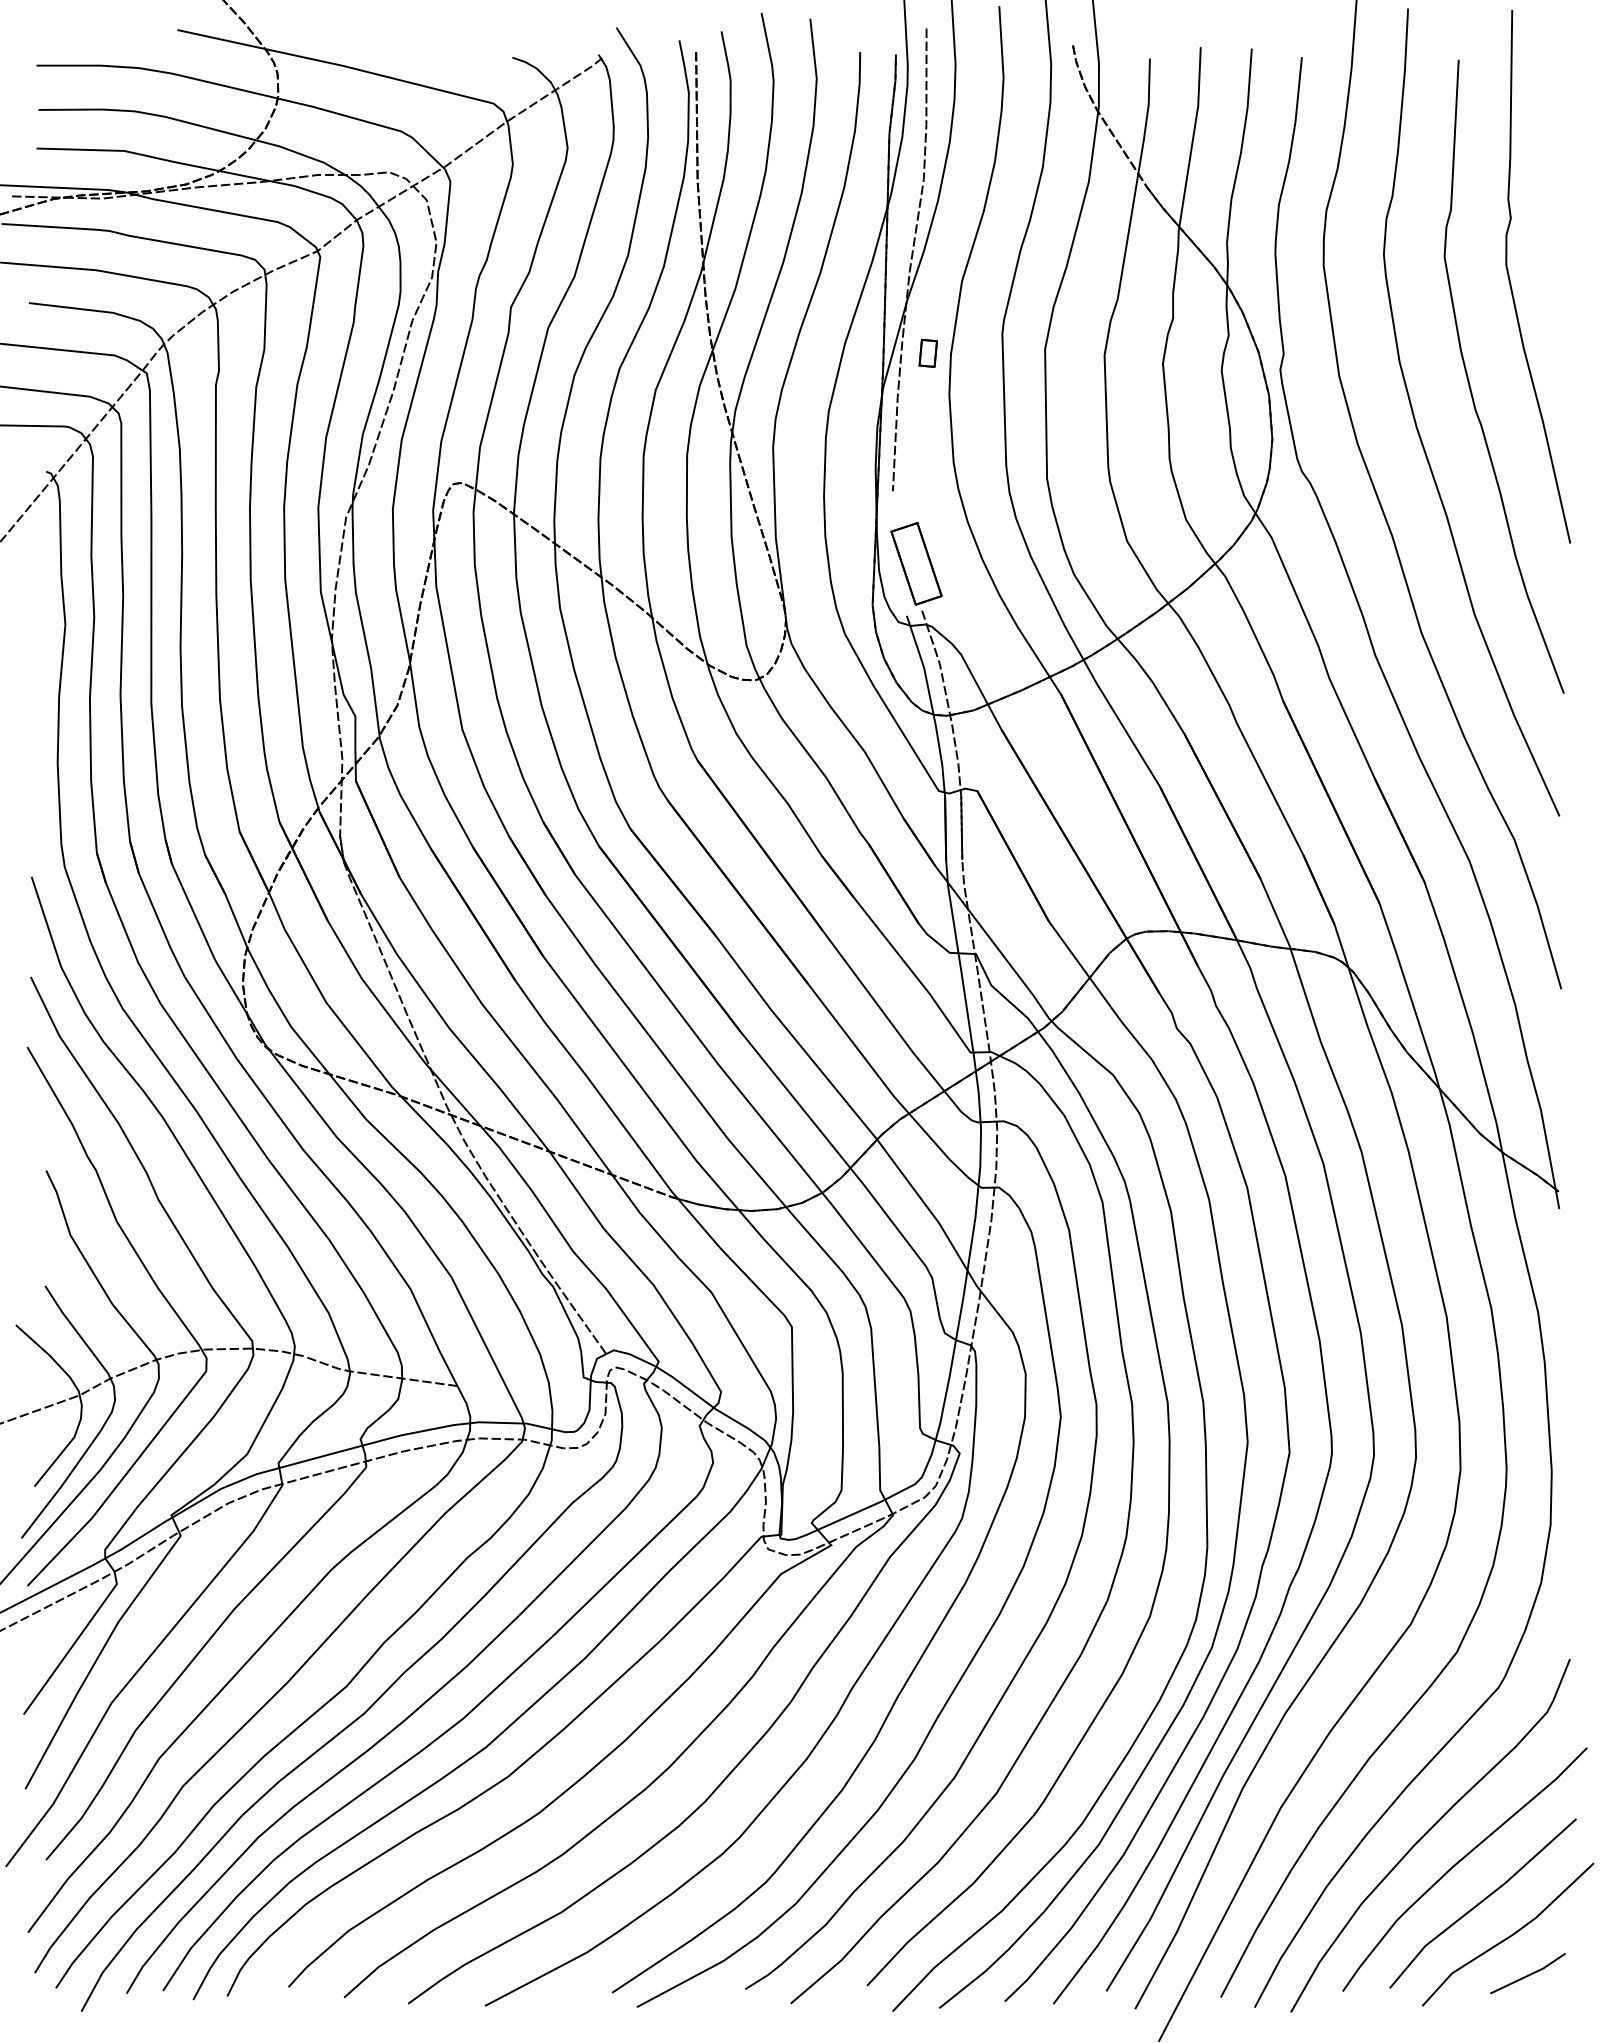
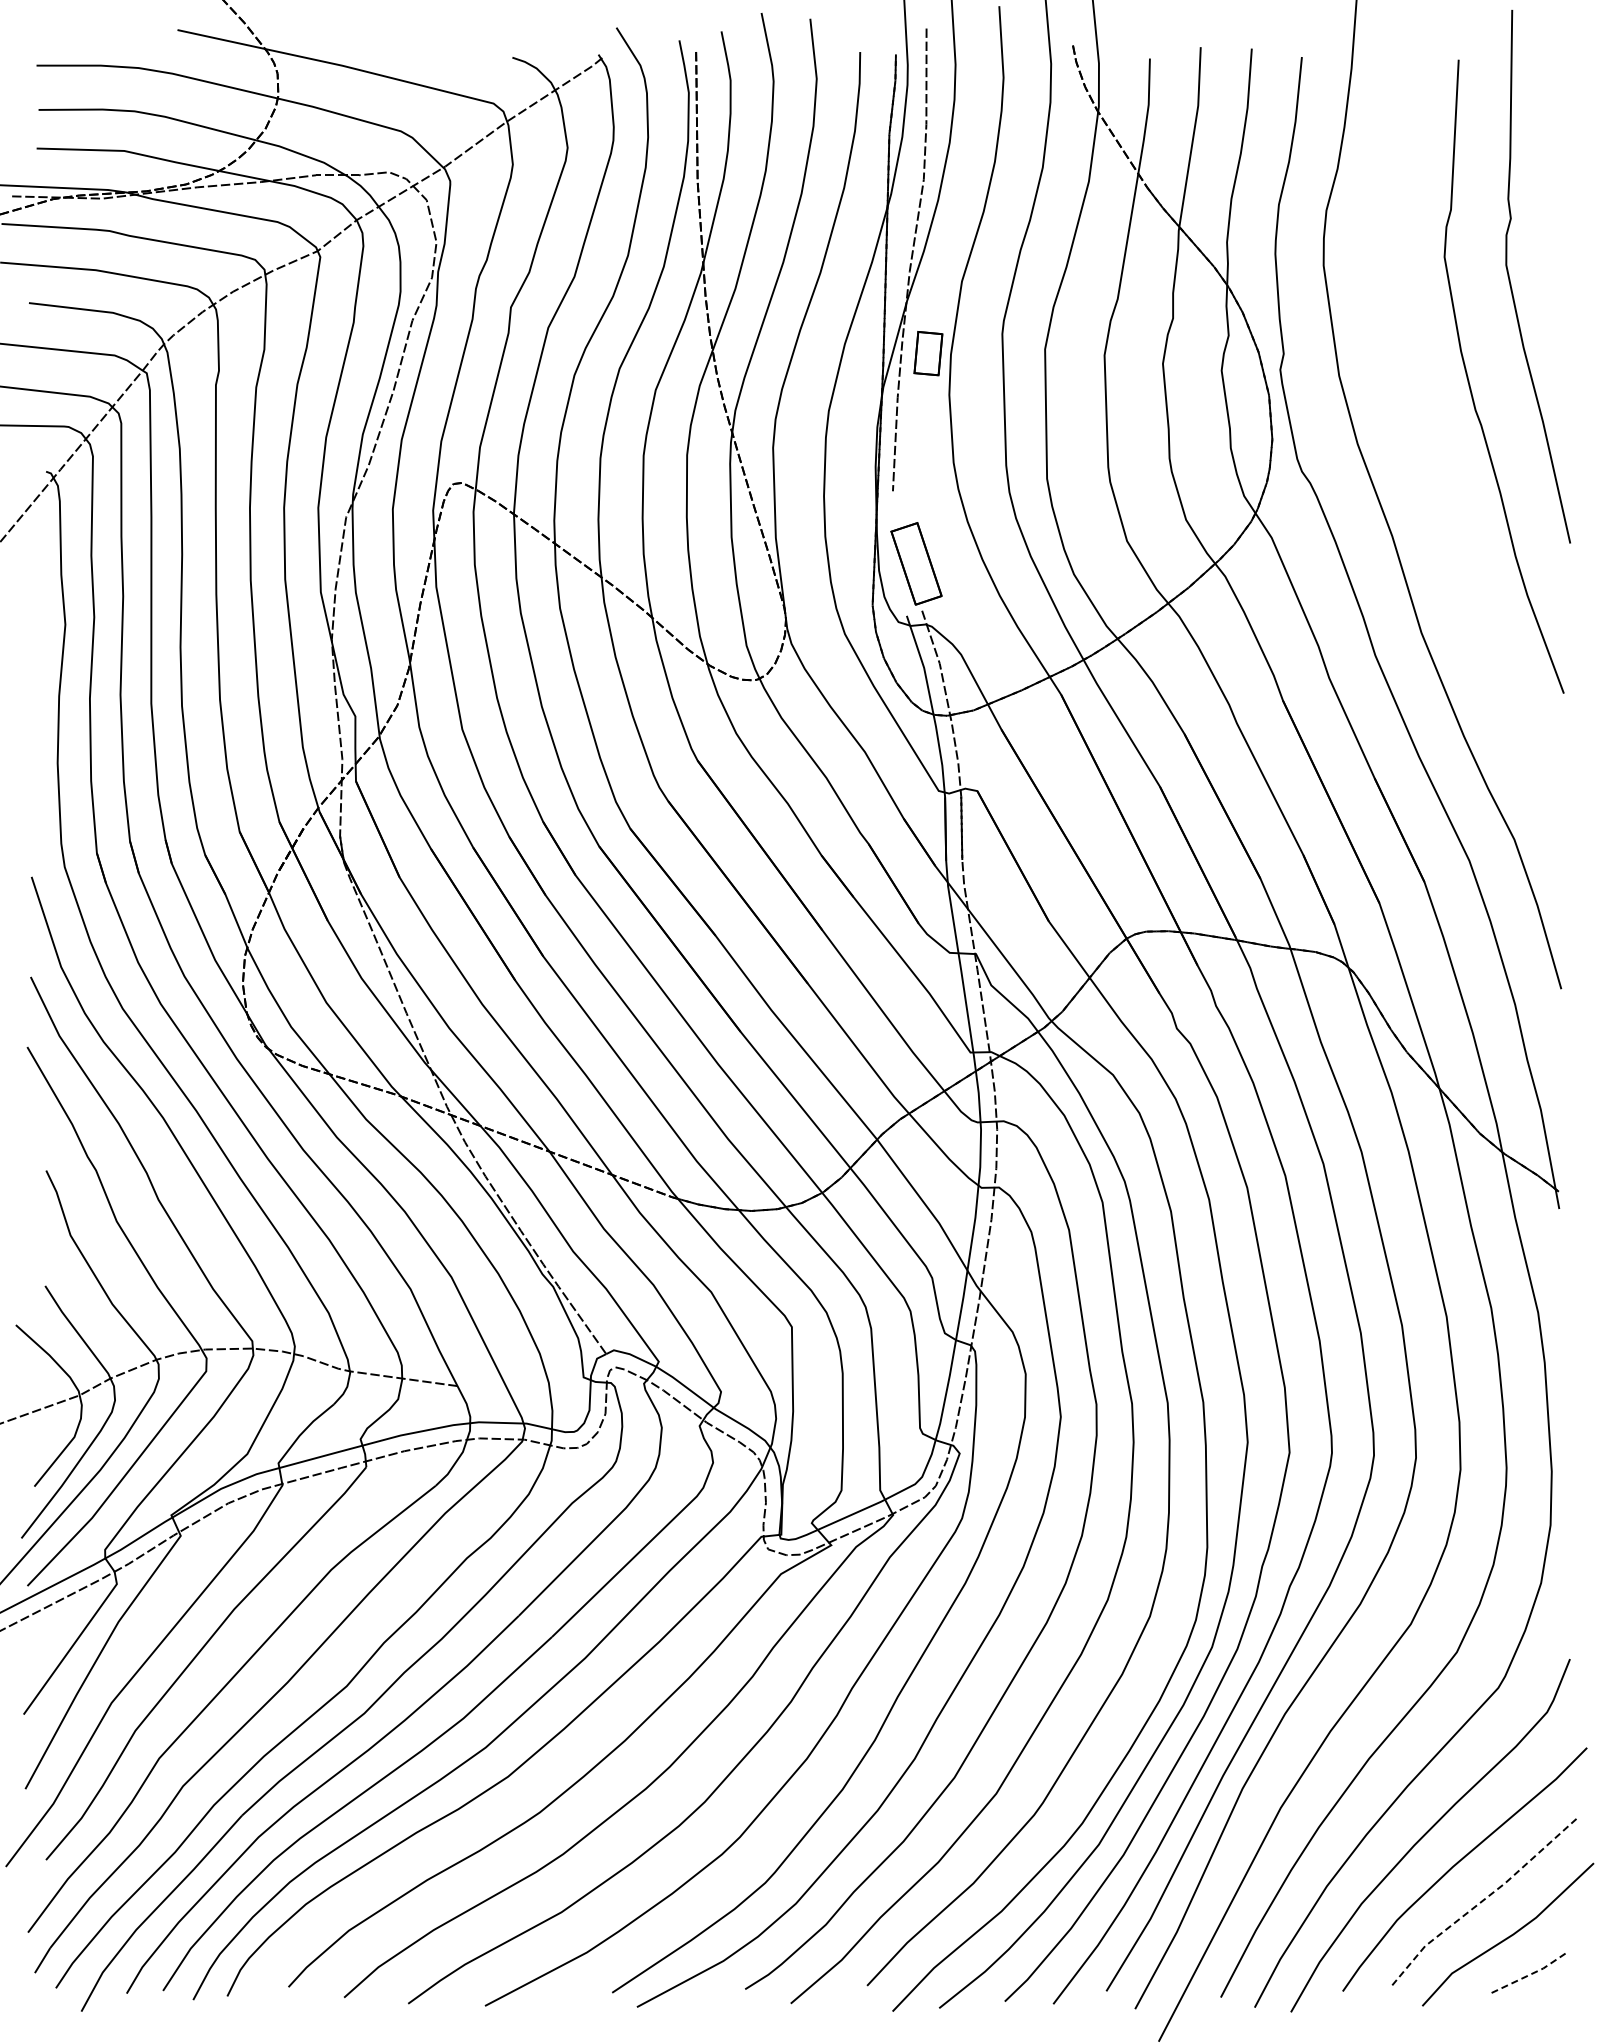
part size: 20x30 px -> 31x46 px (928, 353)
curve: present -> none (1417, 425)
line: solid -> dashed (1480, 1902)
line: solid -> dashed (1528, 1975)
